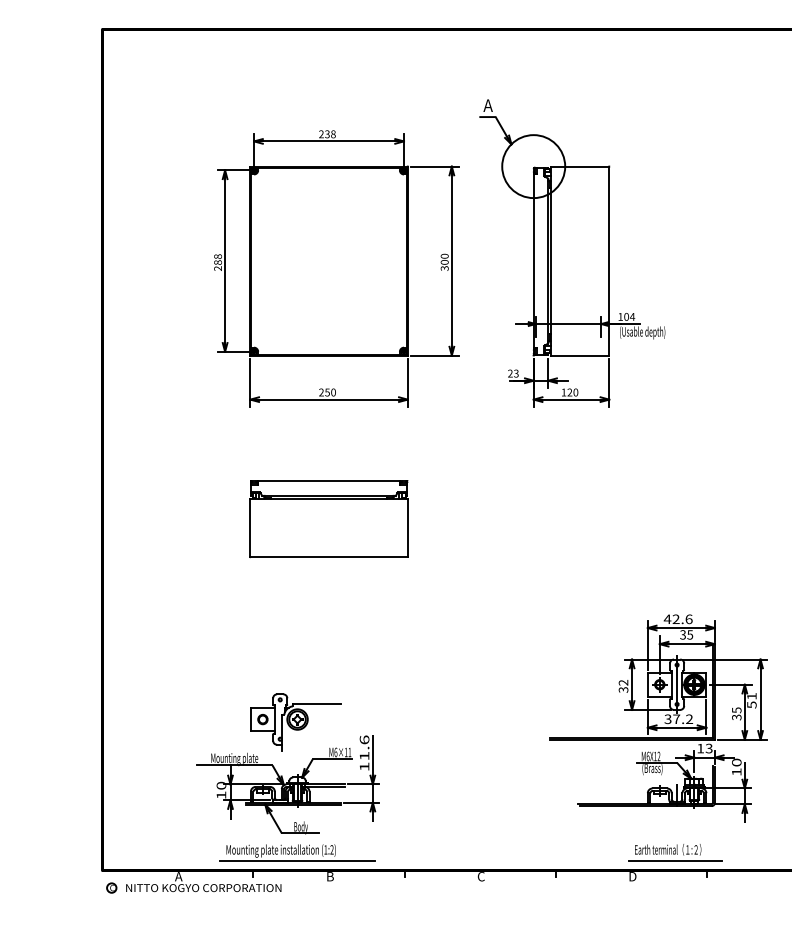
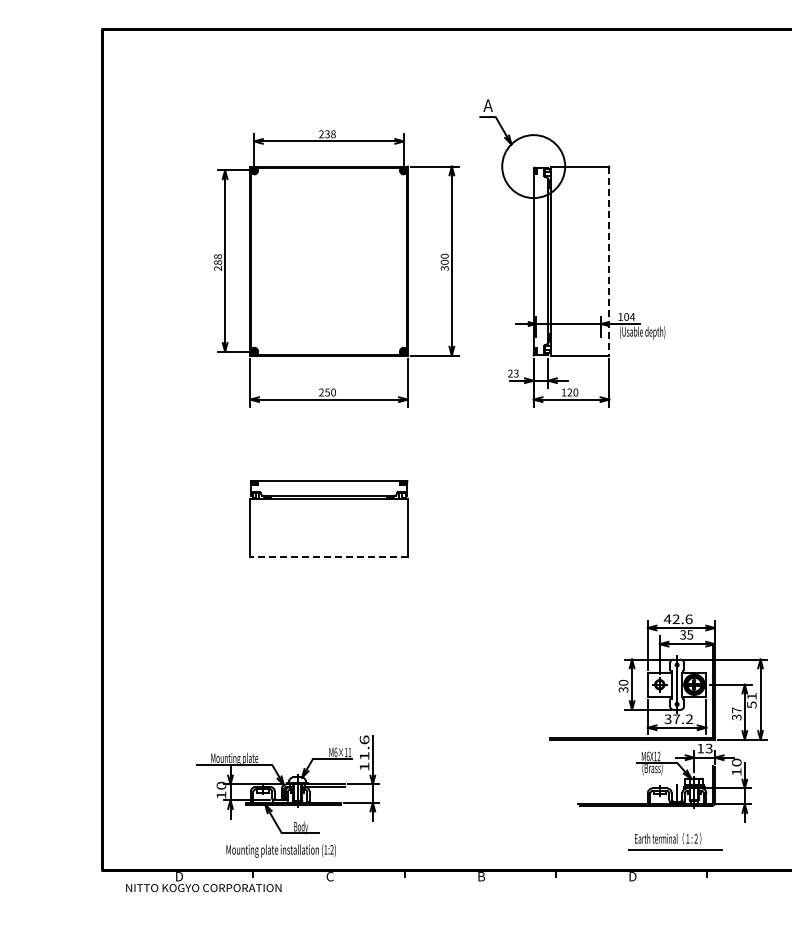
line: solid -> dashed (609, 261)
line: solid -> dashed (329, 557)
text: 32 -> 30 (623, 682)
text: 35 -> 37 (736, 710)
part: present -> none (295, 722)
part position: (675, 852) -> (675, 841) (675, 841)
line: present -> none (297, 860)
text: A -> D (178, 876)
text: B -> C (329, 876)
text: C -> B (481, 876)
part: present -> none (111, 887)
